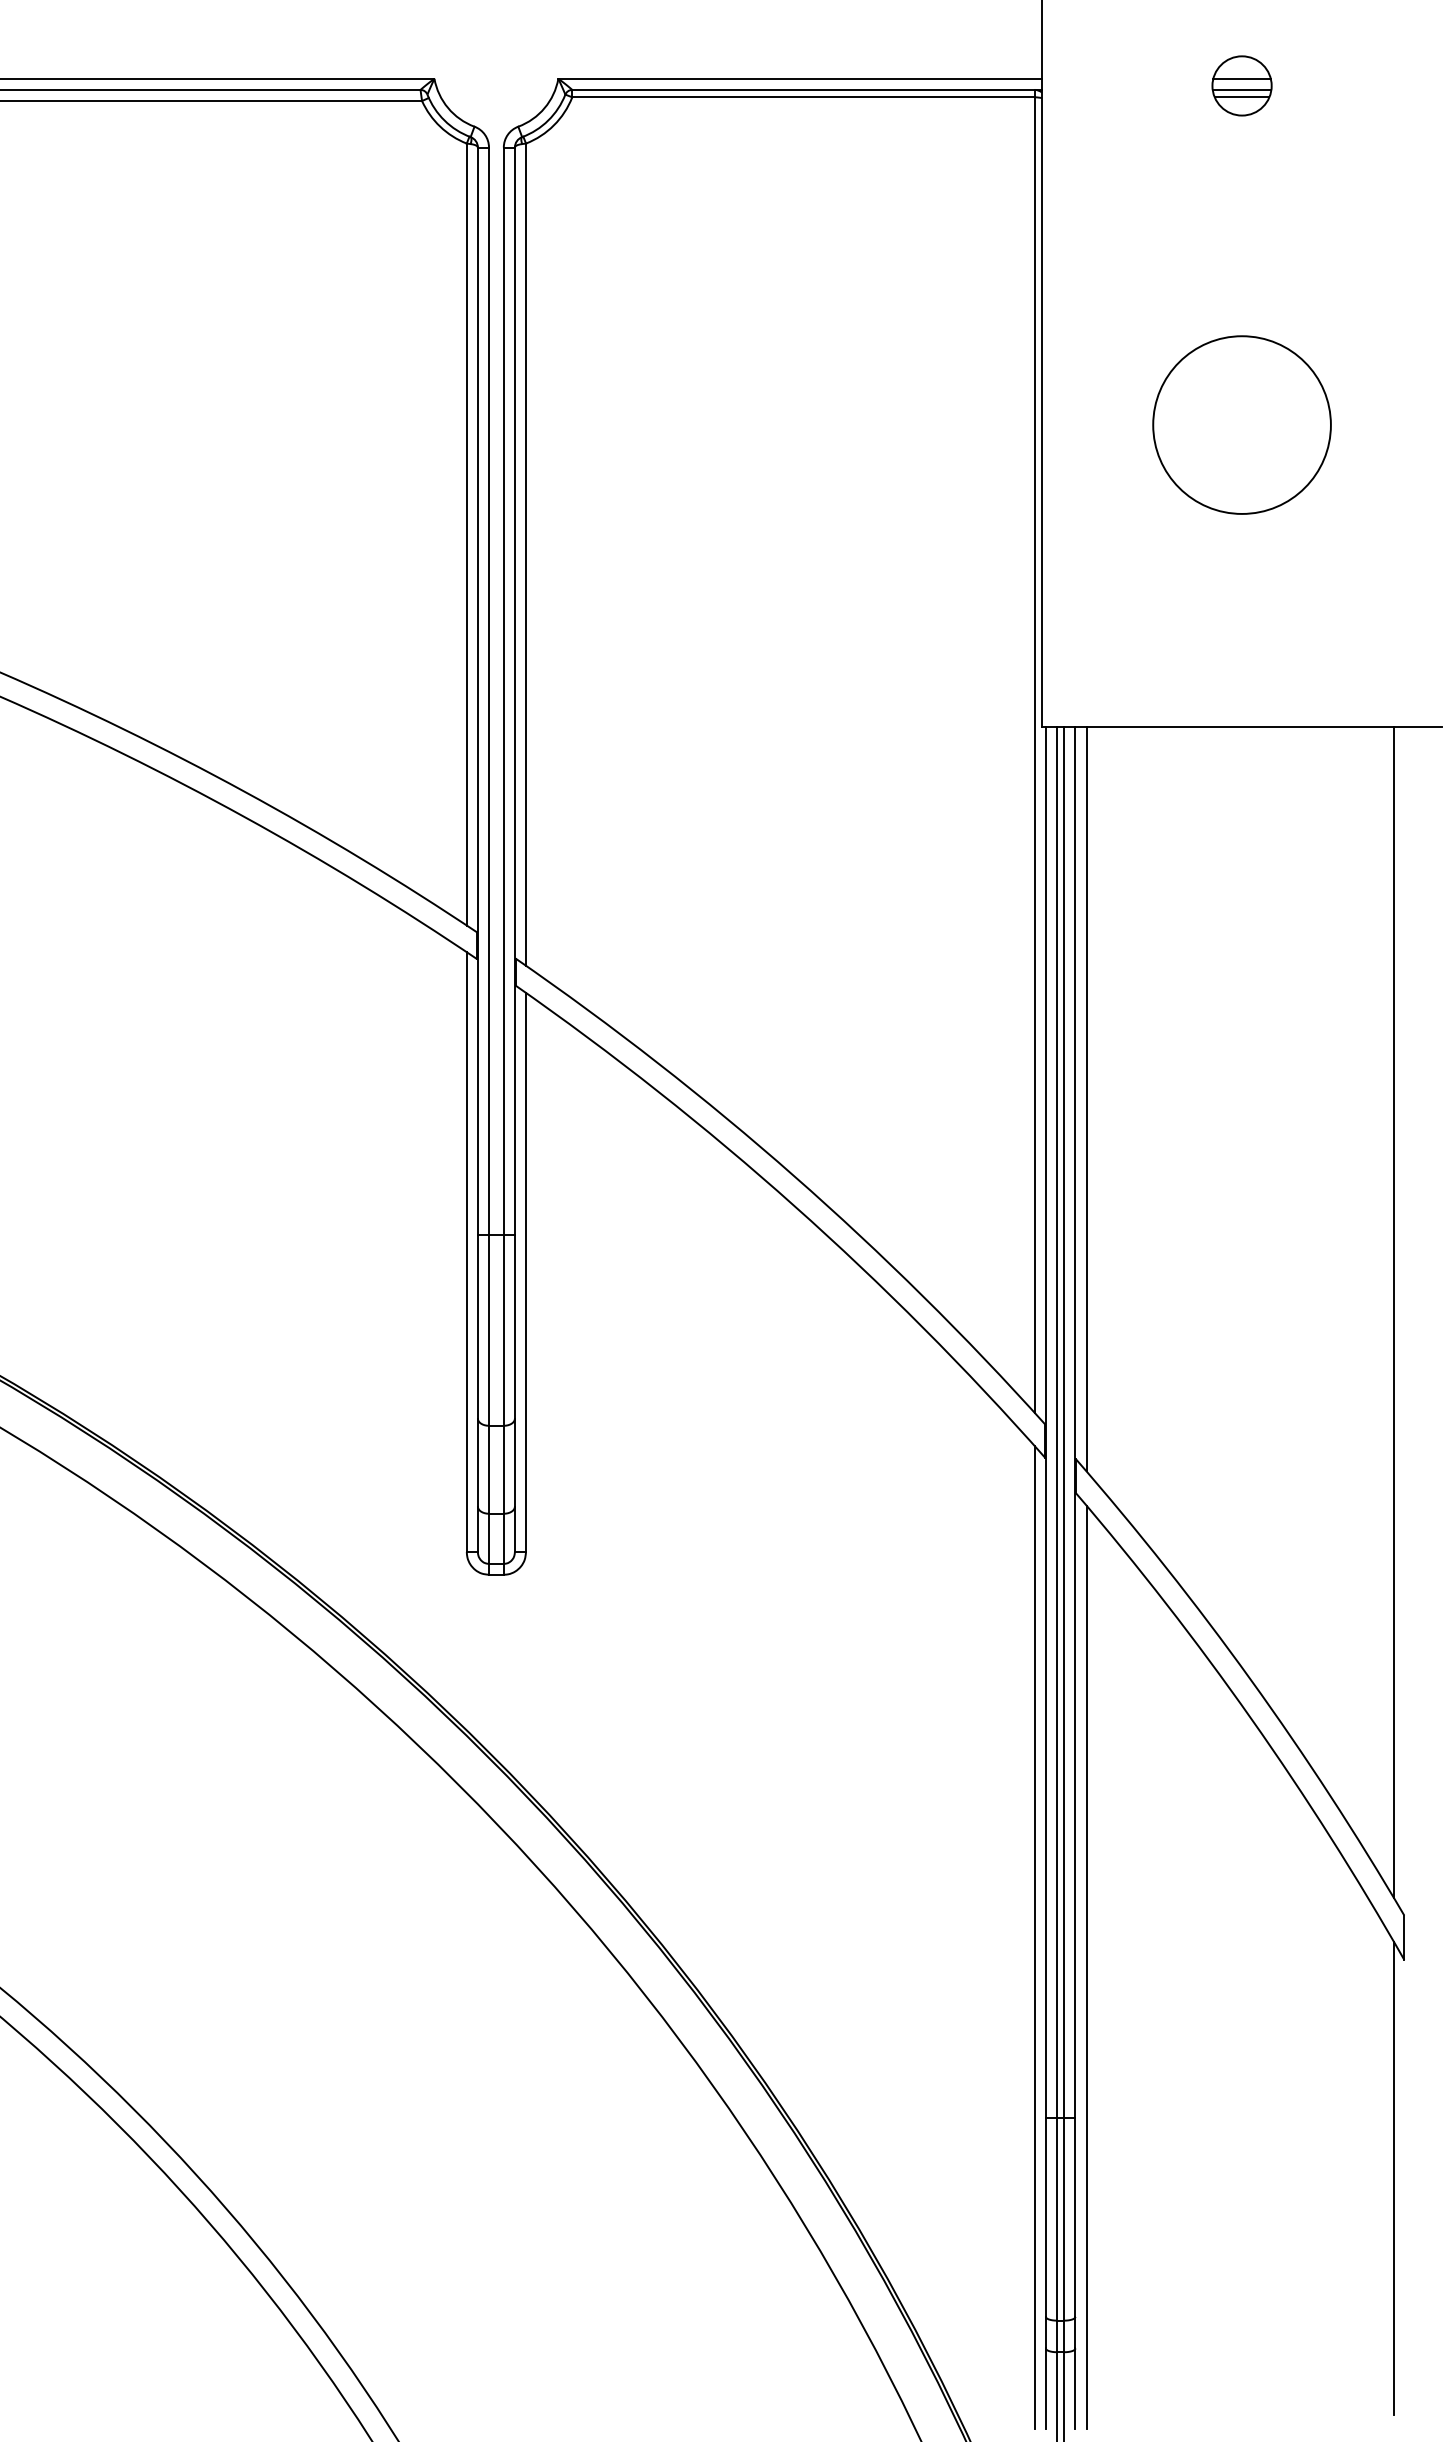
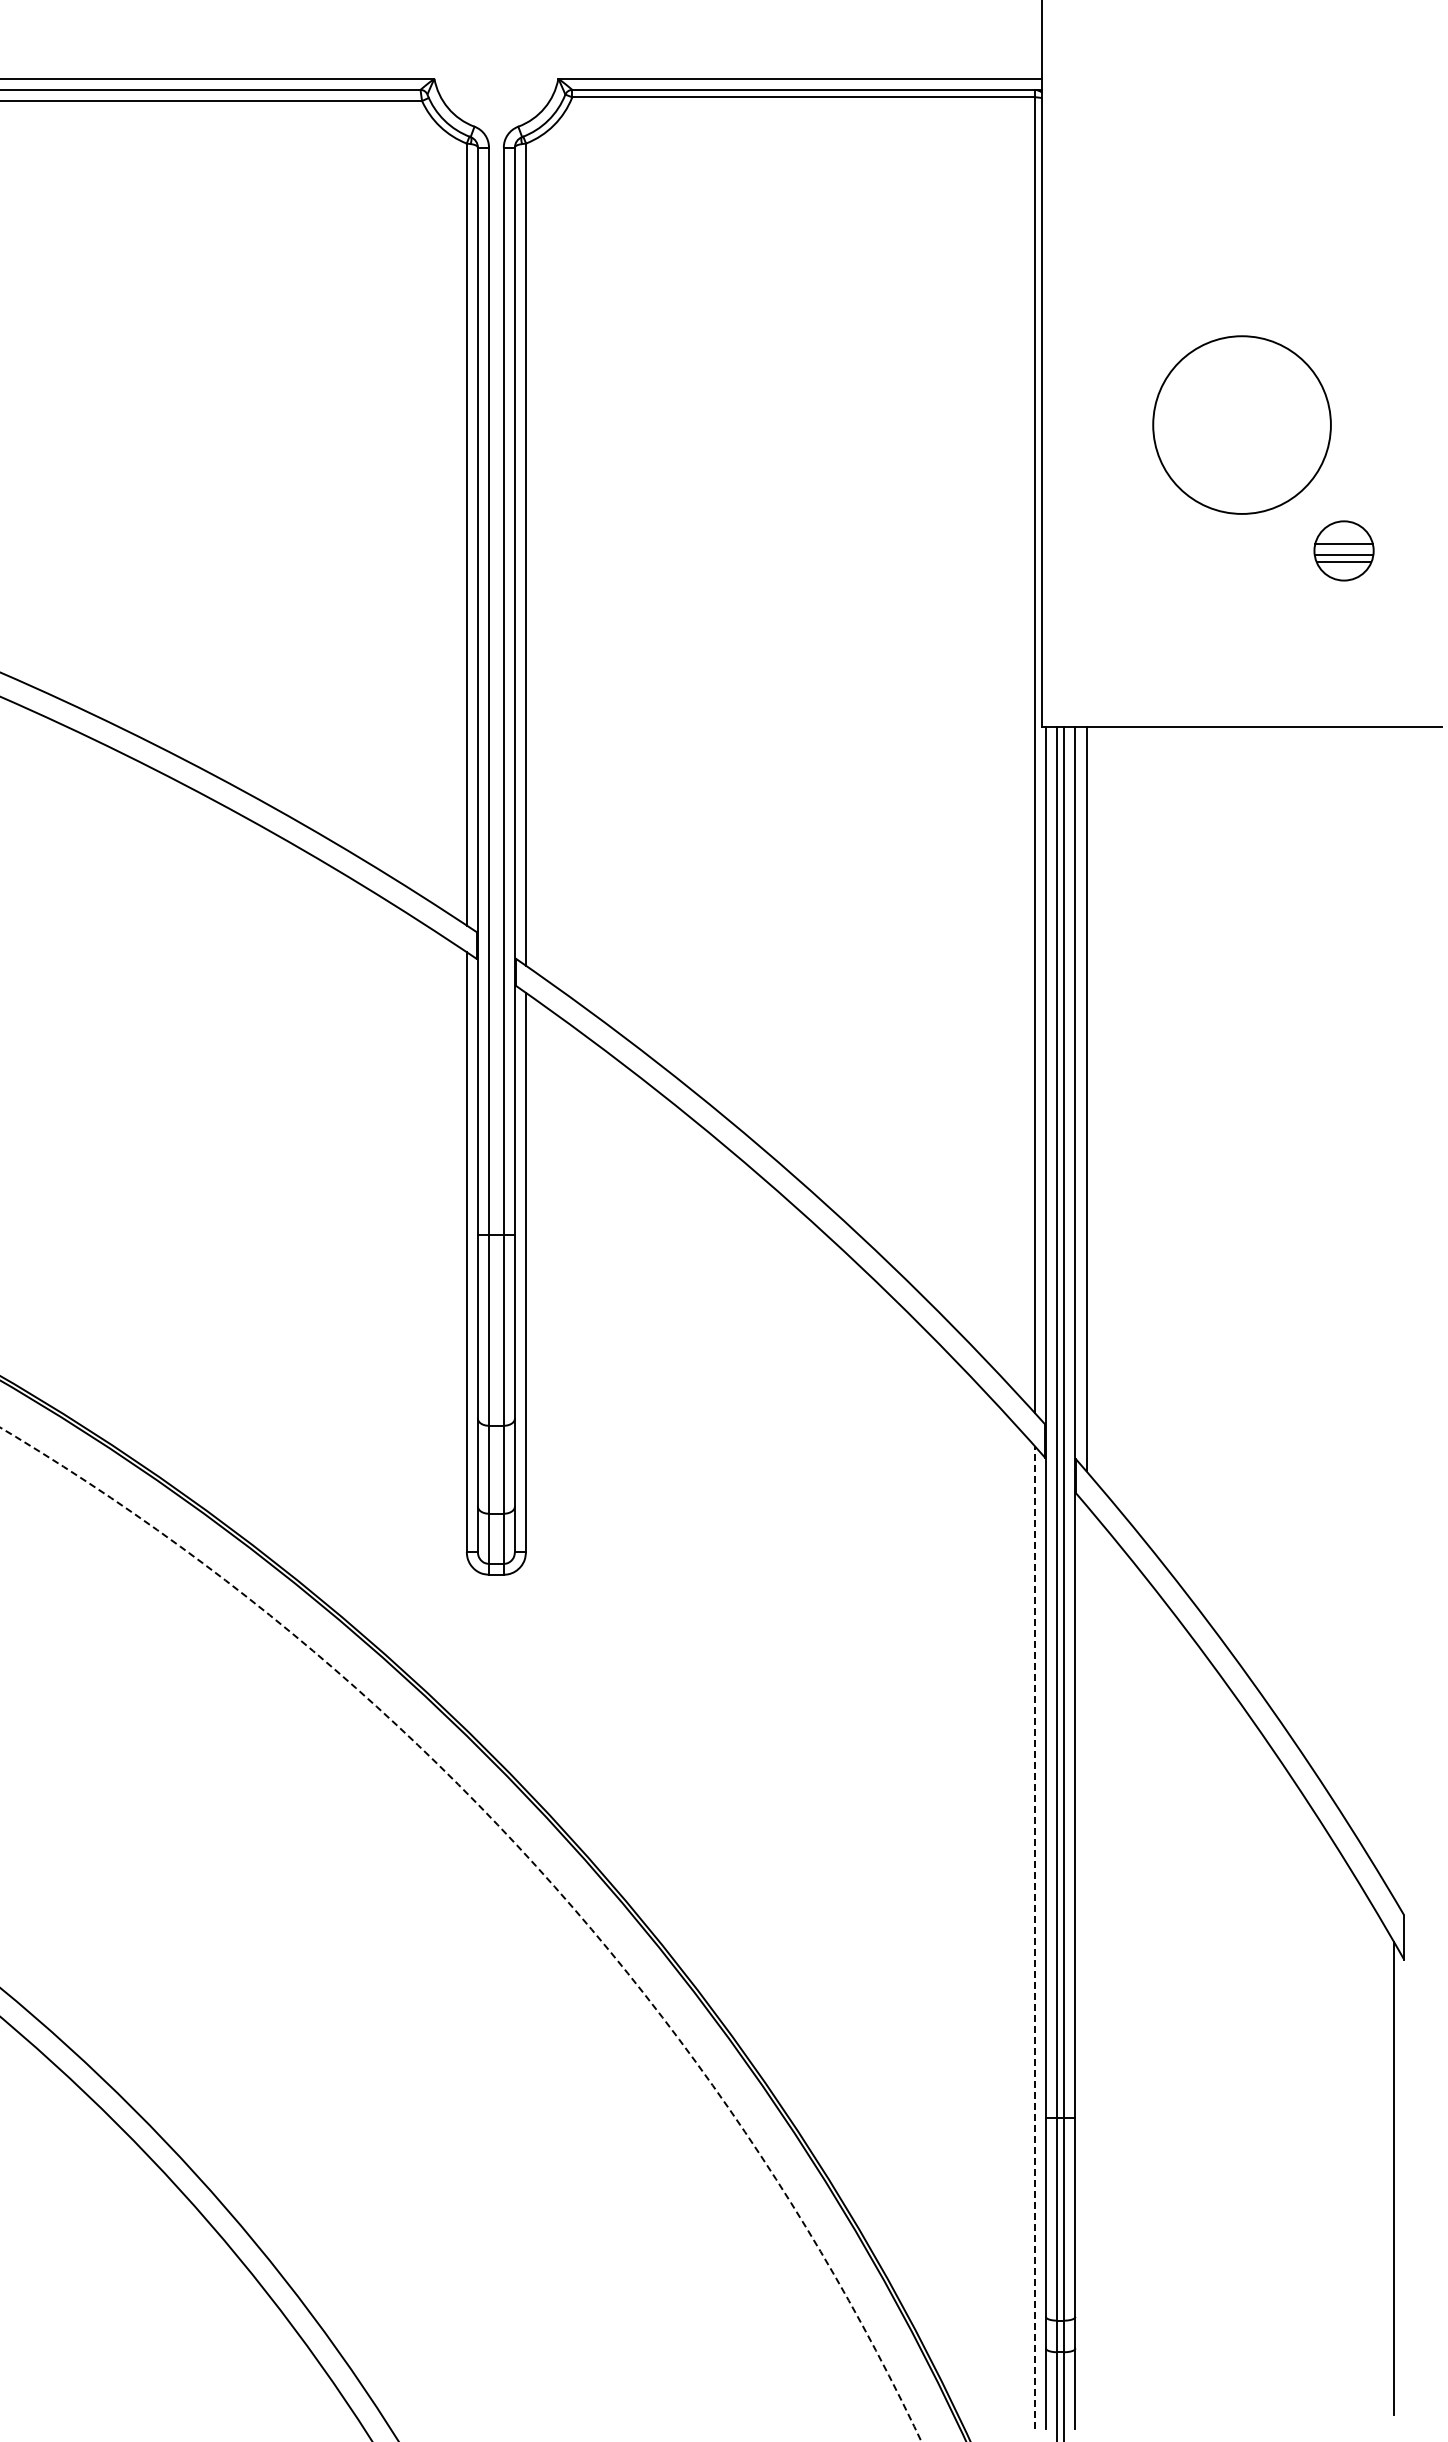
part position: (1241, 85) -> (1343, 550) (1343, 550)
line: present -> none (1393, 1312)
circle: solid -> dashed (460, 1934)
line: solid -> dashed (1034, 1937)
line: present -> none (1086, 1967)
